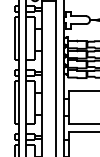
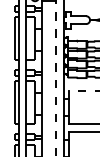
line: solid -> dashed (55, 78)
line: solid -> dashed (83, 90)
